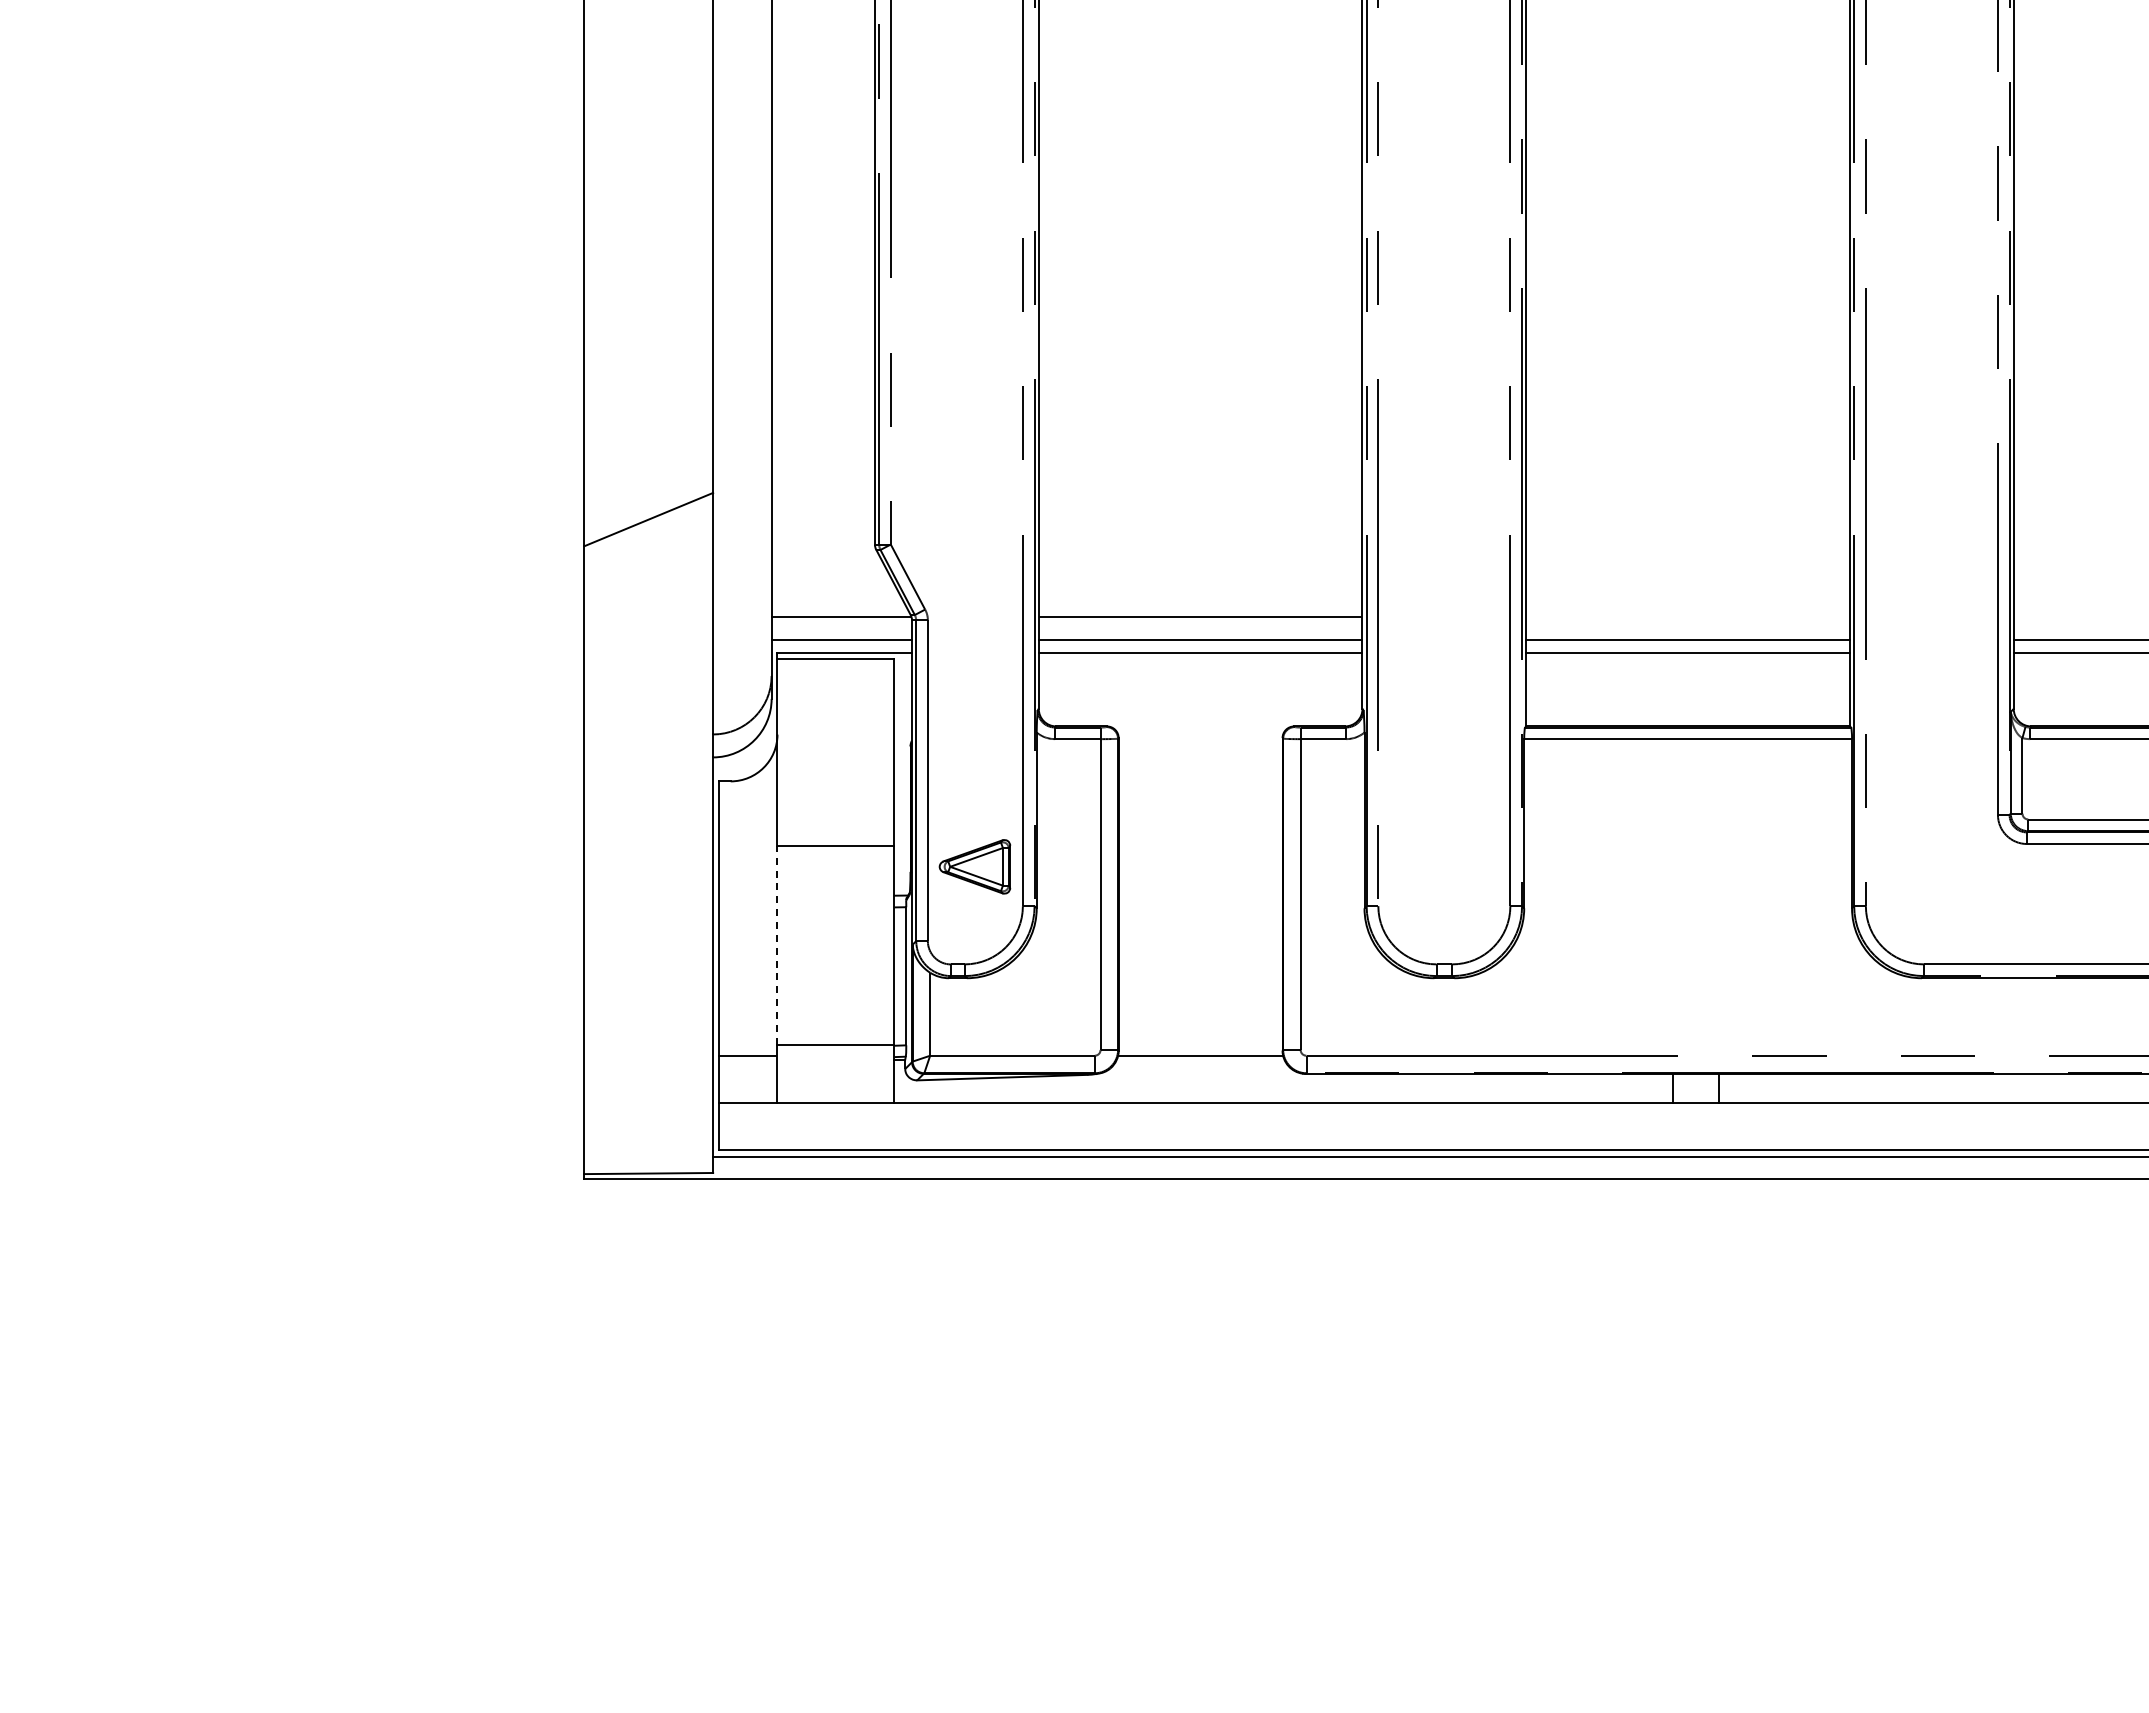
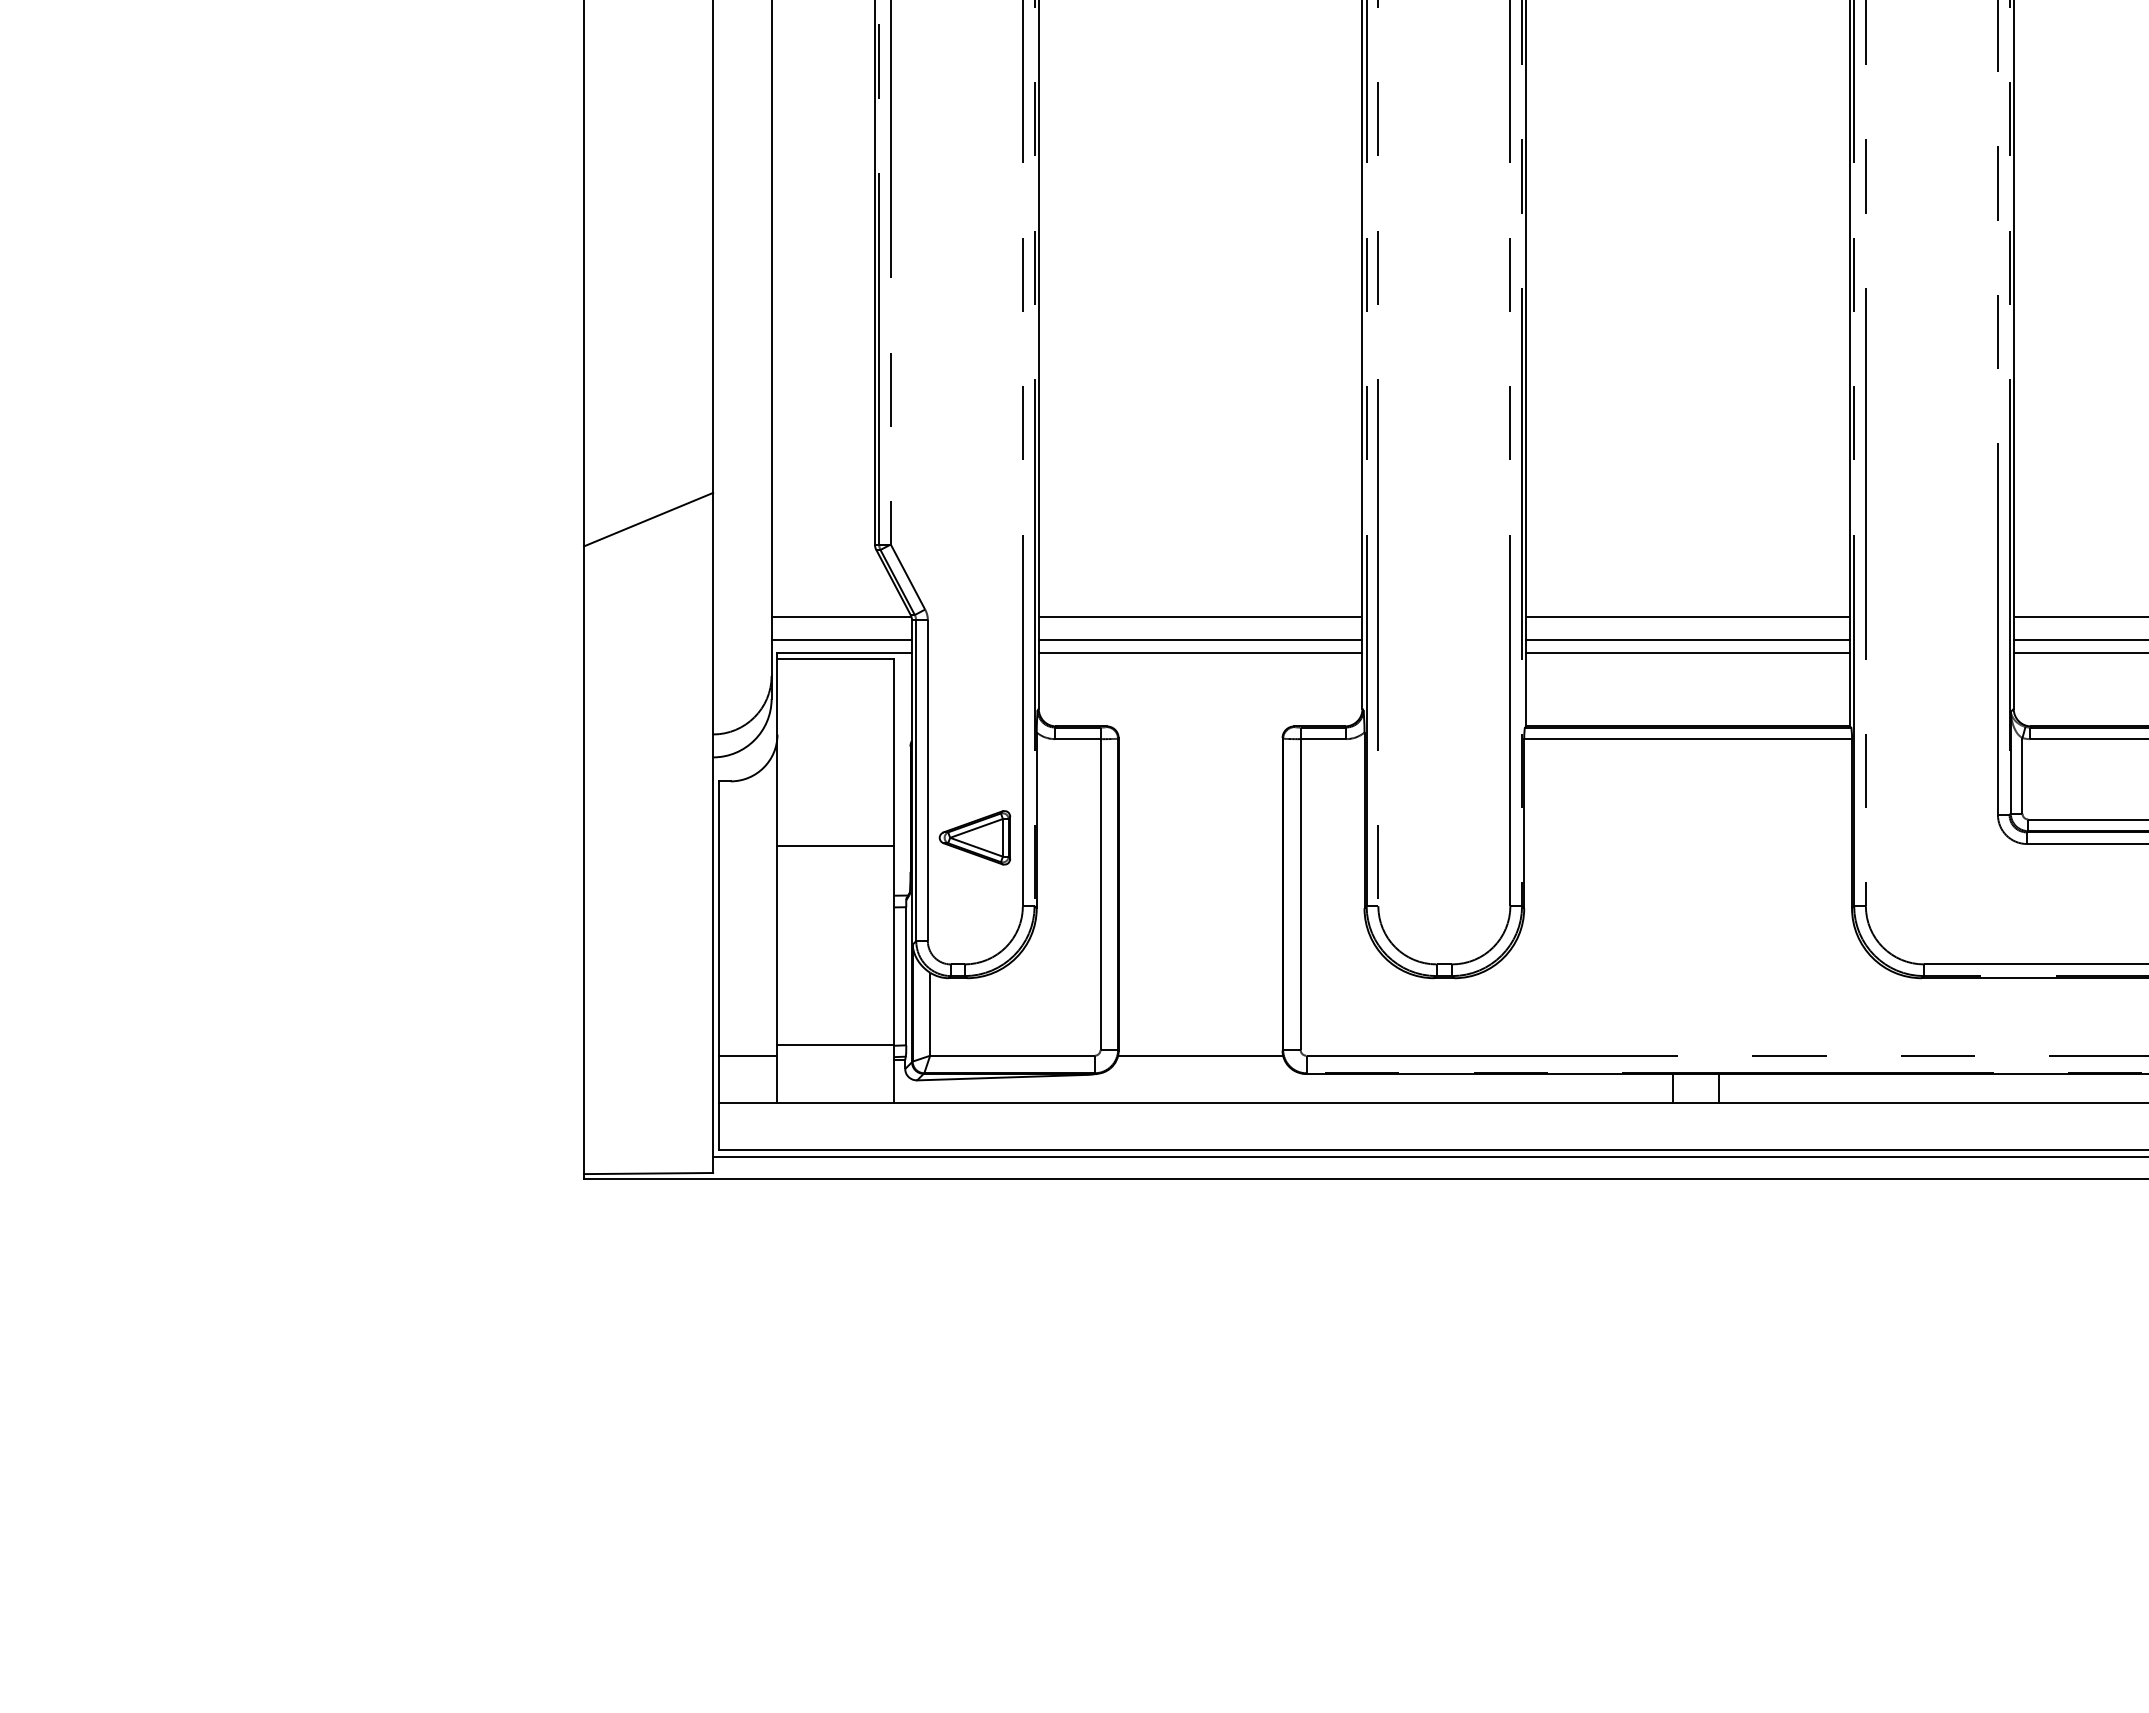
line: none -> present (1687, 617)
line: none -> present (2079, 617)
part position: (974, 866) -> (974, 837) (974, 837)
line: dashed -> solid (777, 944)
